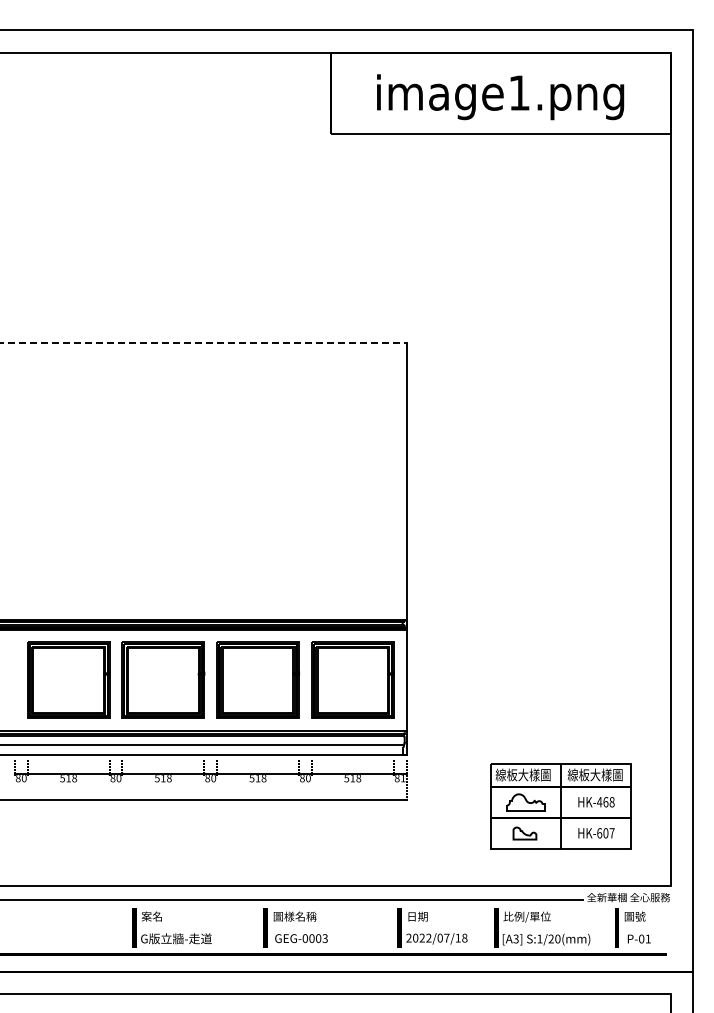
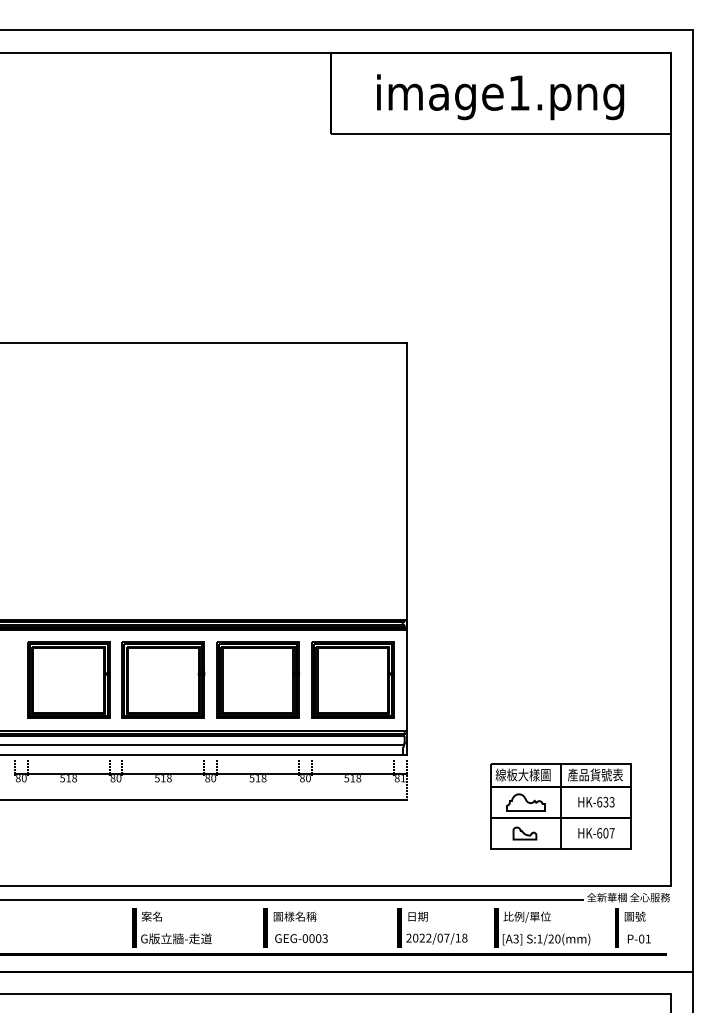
line: dashed -> solid (203, 343)
text: 線板大樣圖 -> 產品貨號表 (594, 774)
text: HK-468 -> HK-633 (605, 802)
